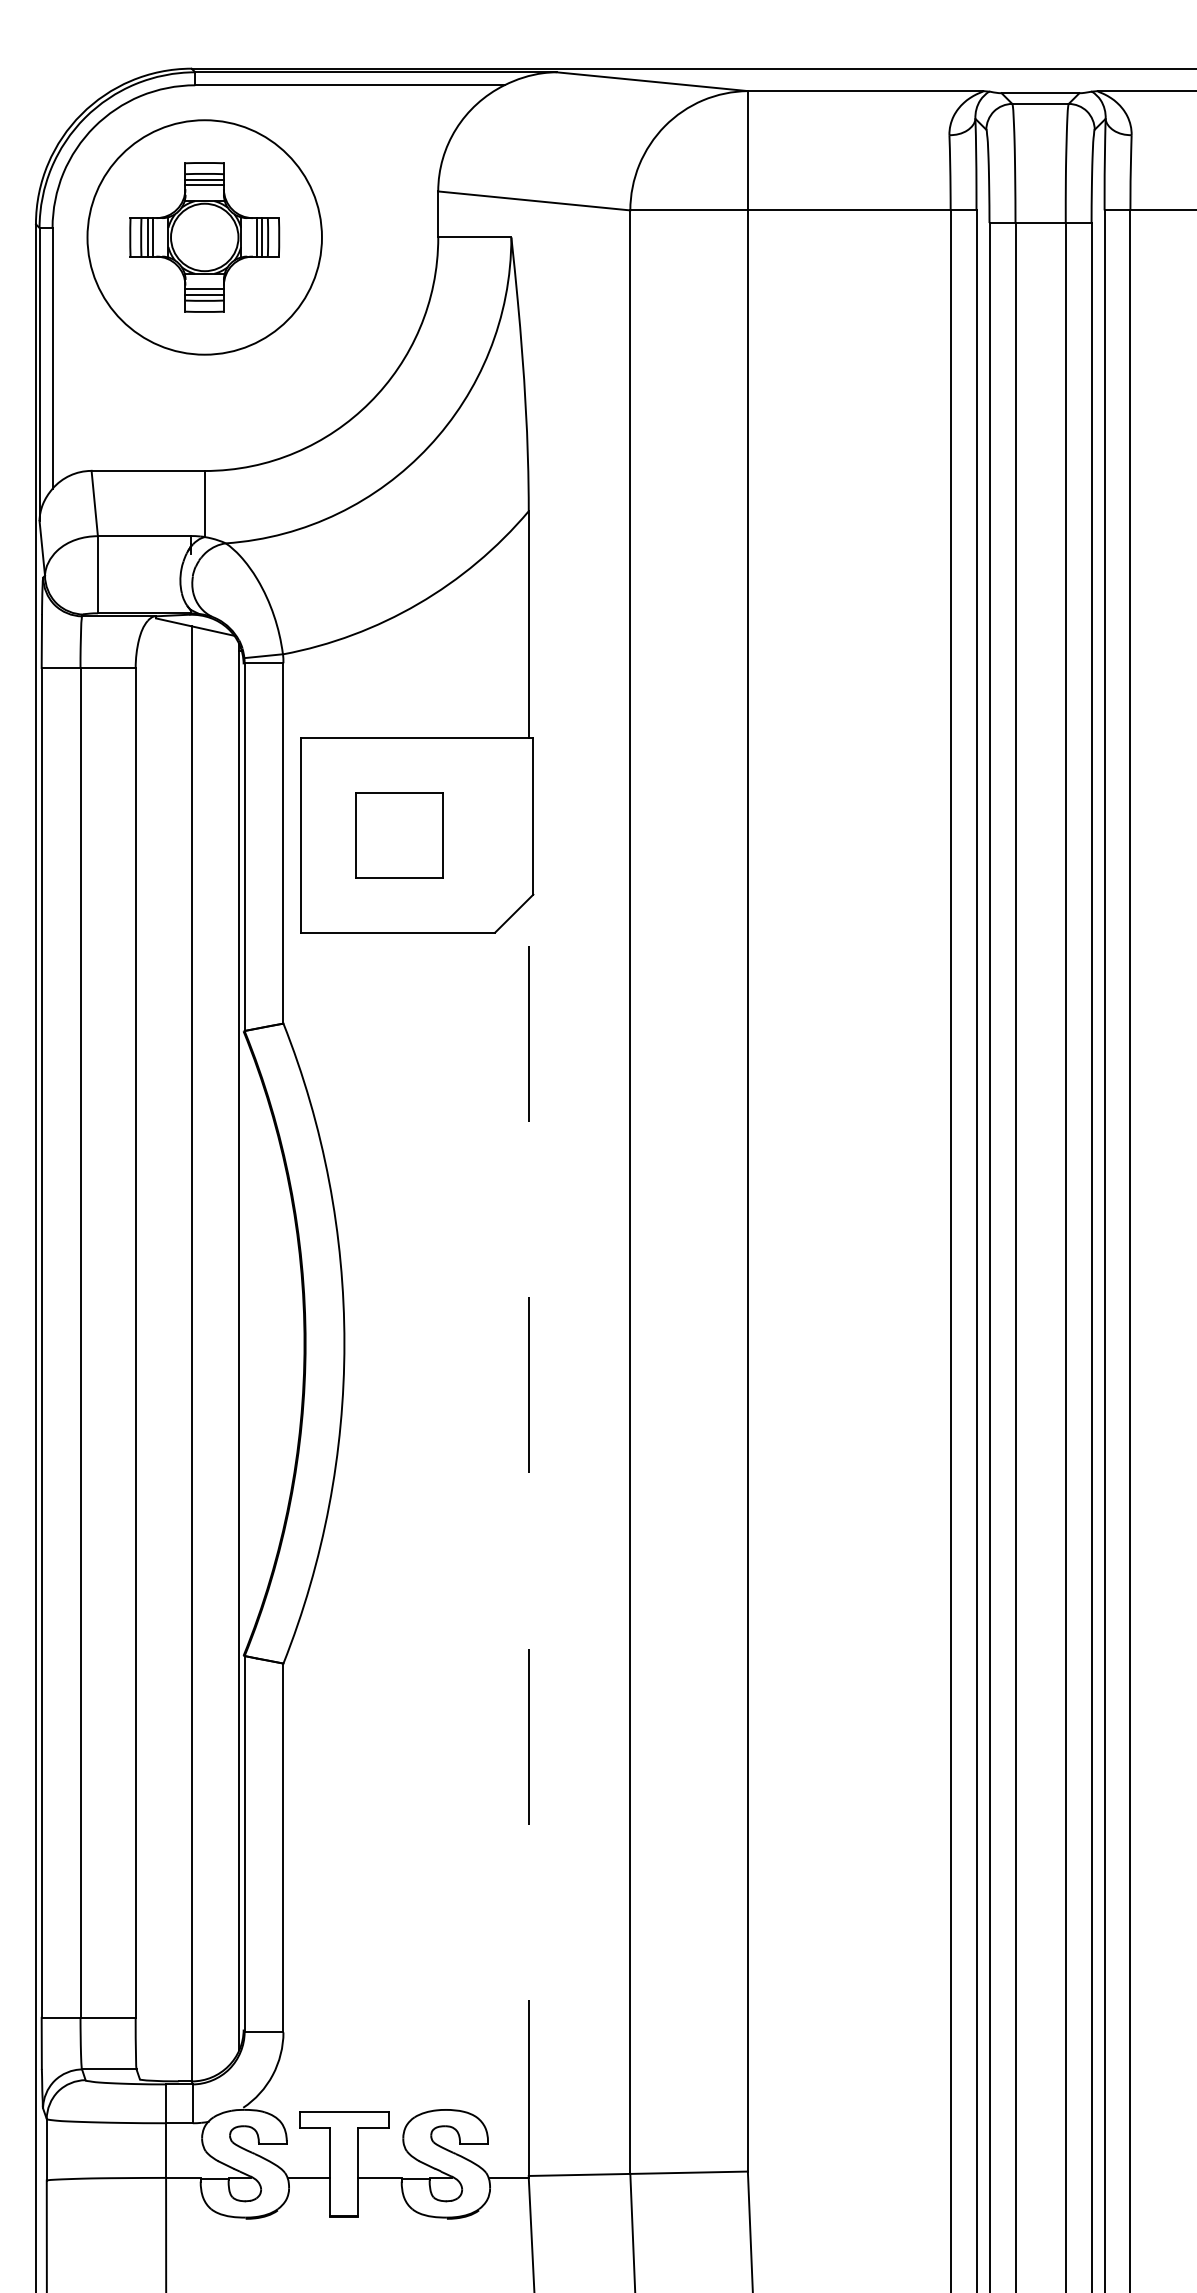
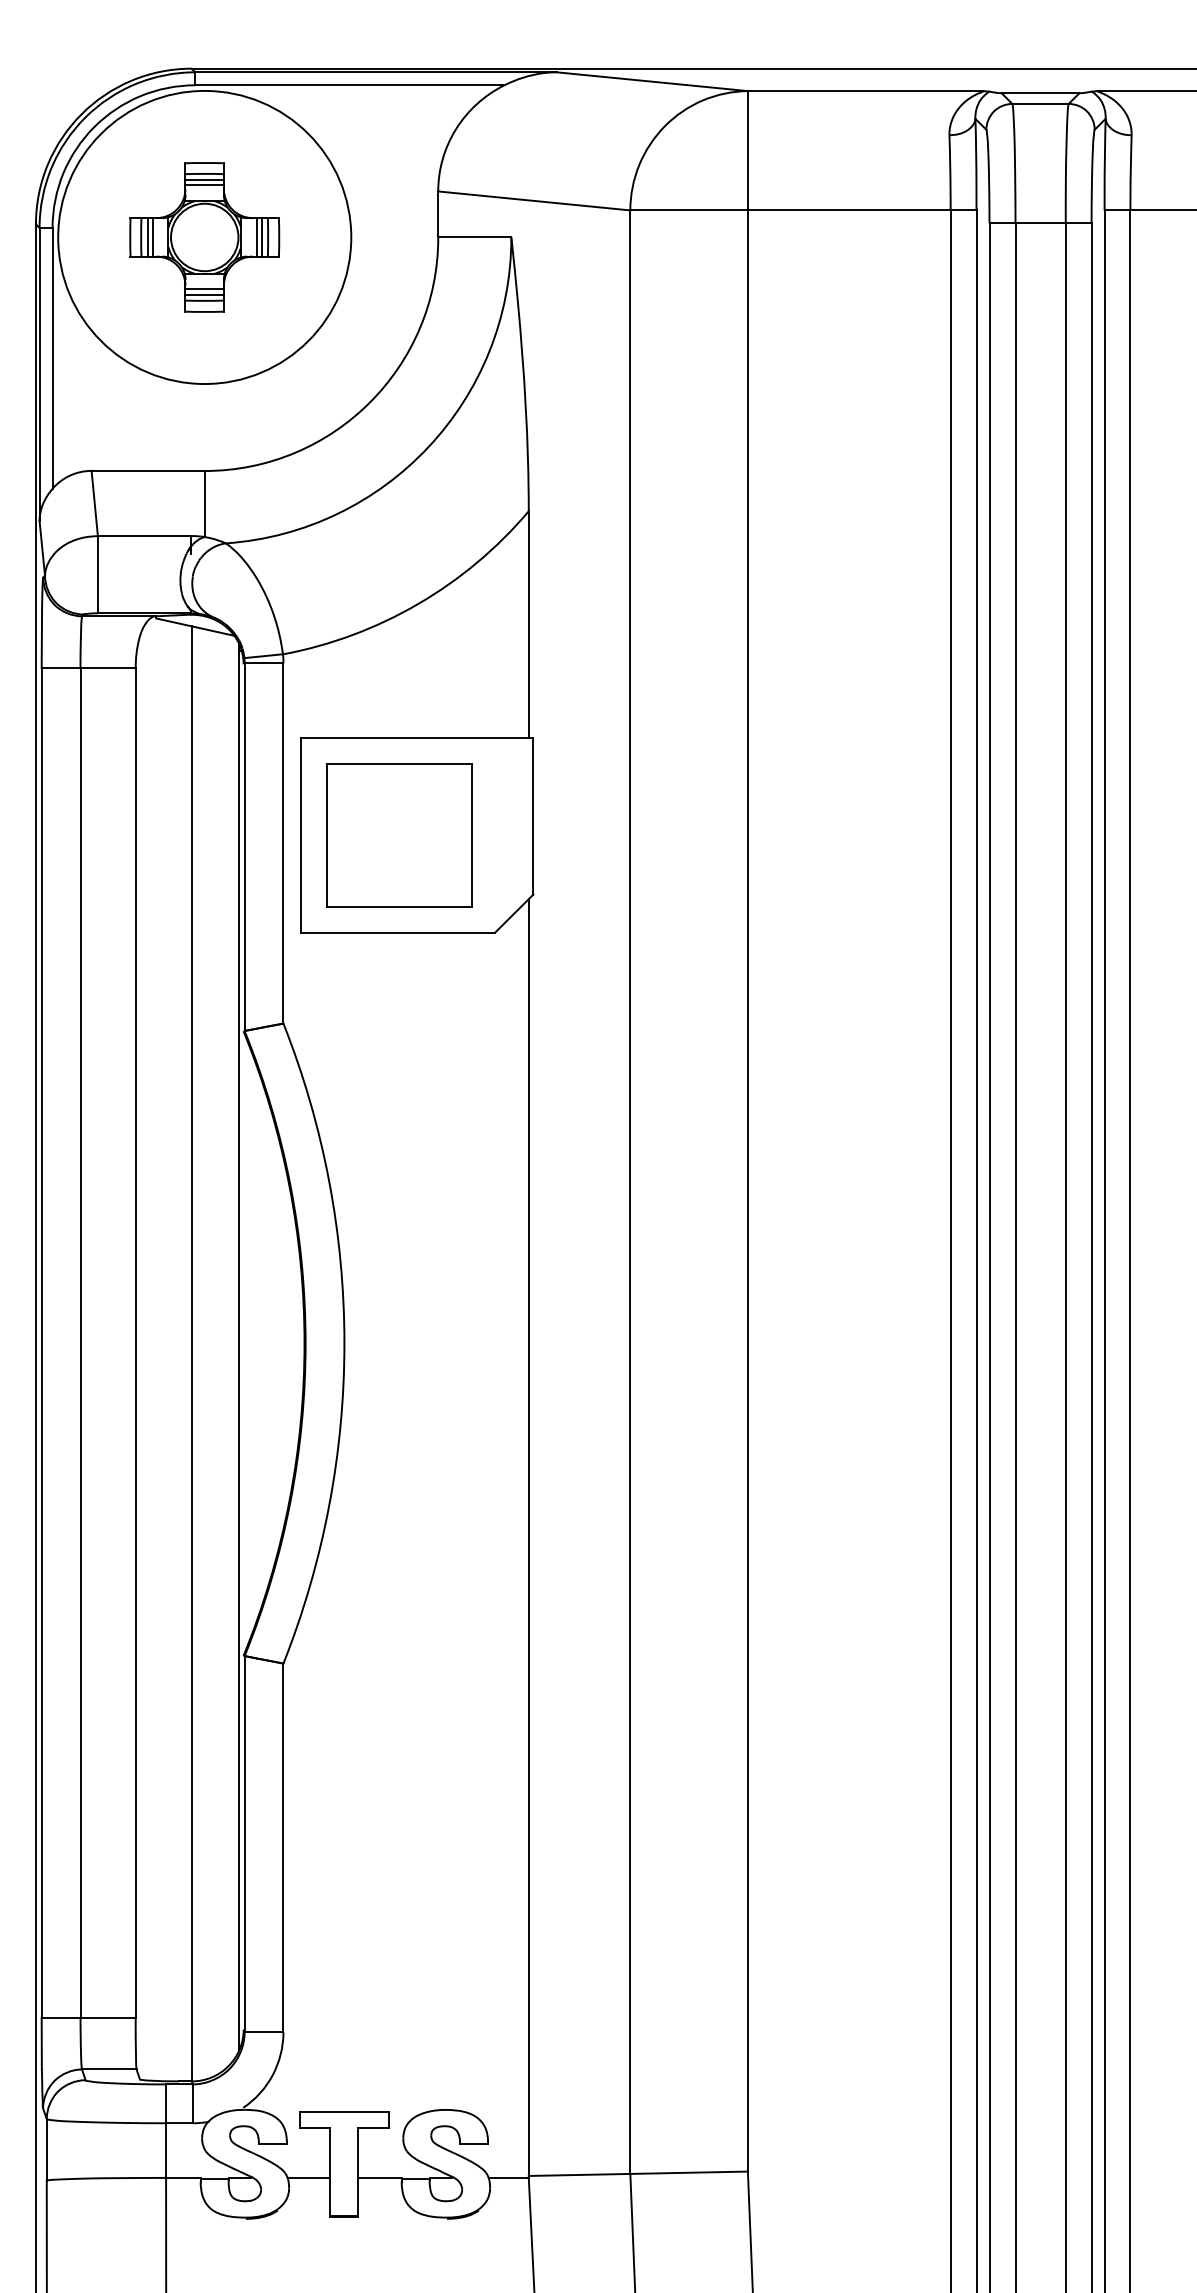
circle diameter: 234 px -> 293 px (204, 237)
part size: 89x87 px -> 147x145 px (399, 835)
line: dashed -> solid (528, 1537)
